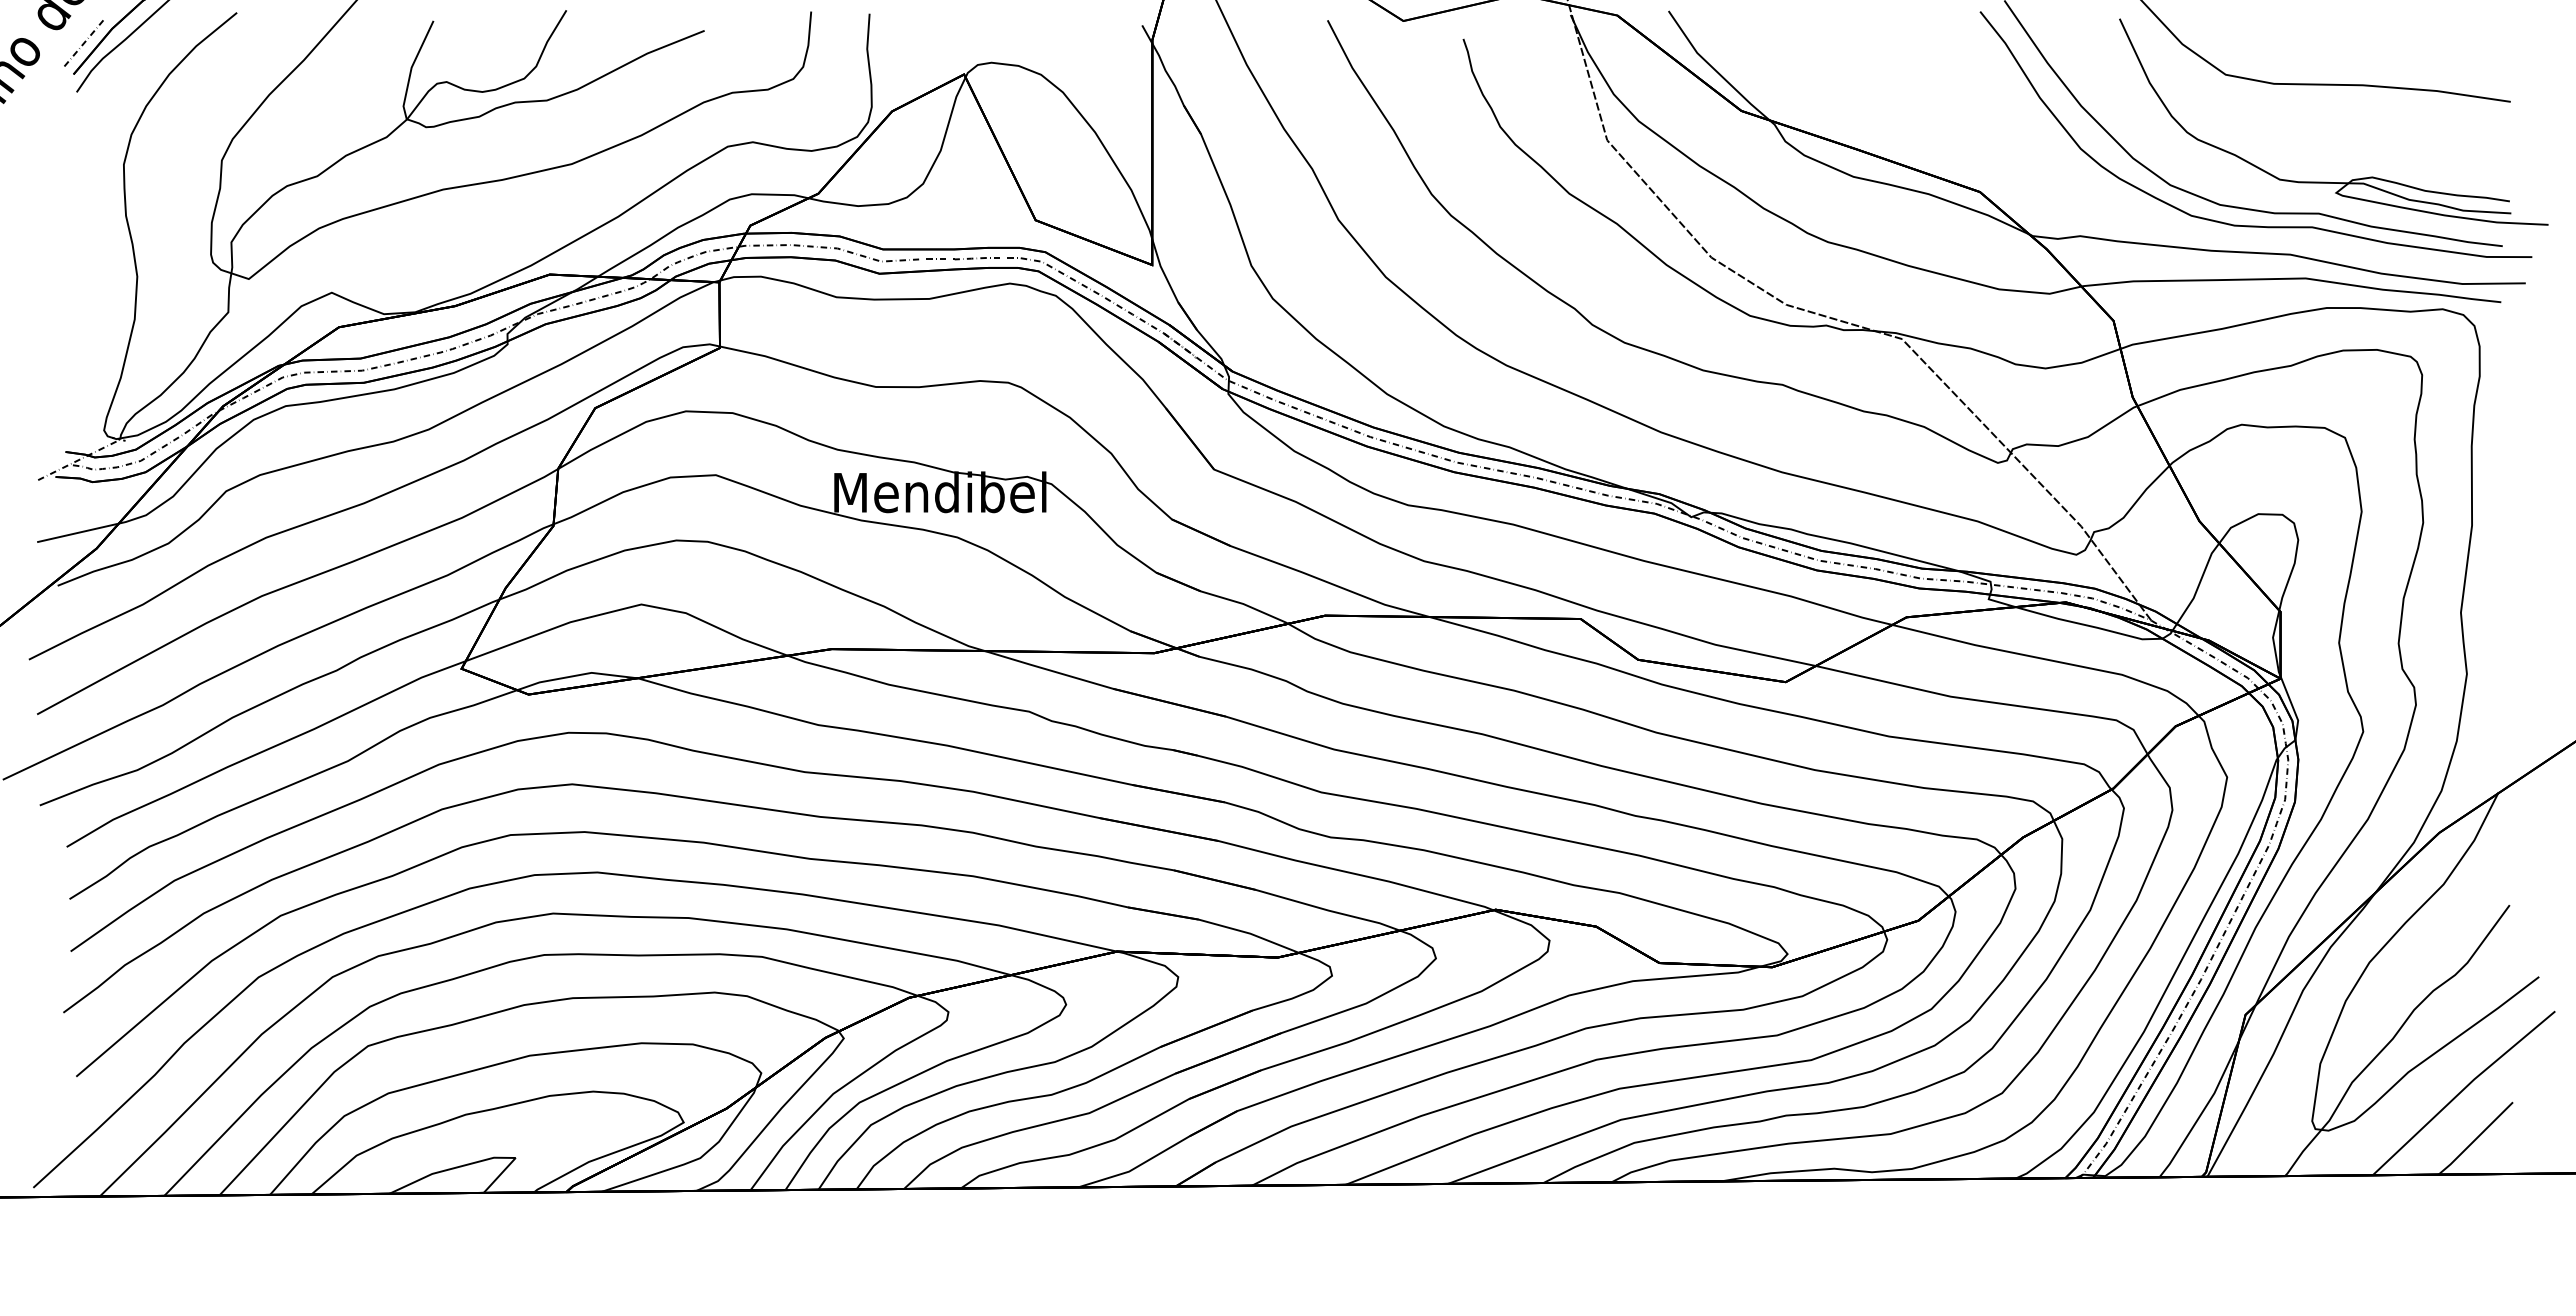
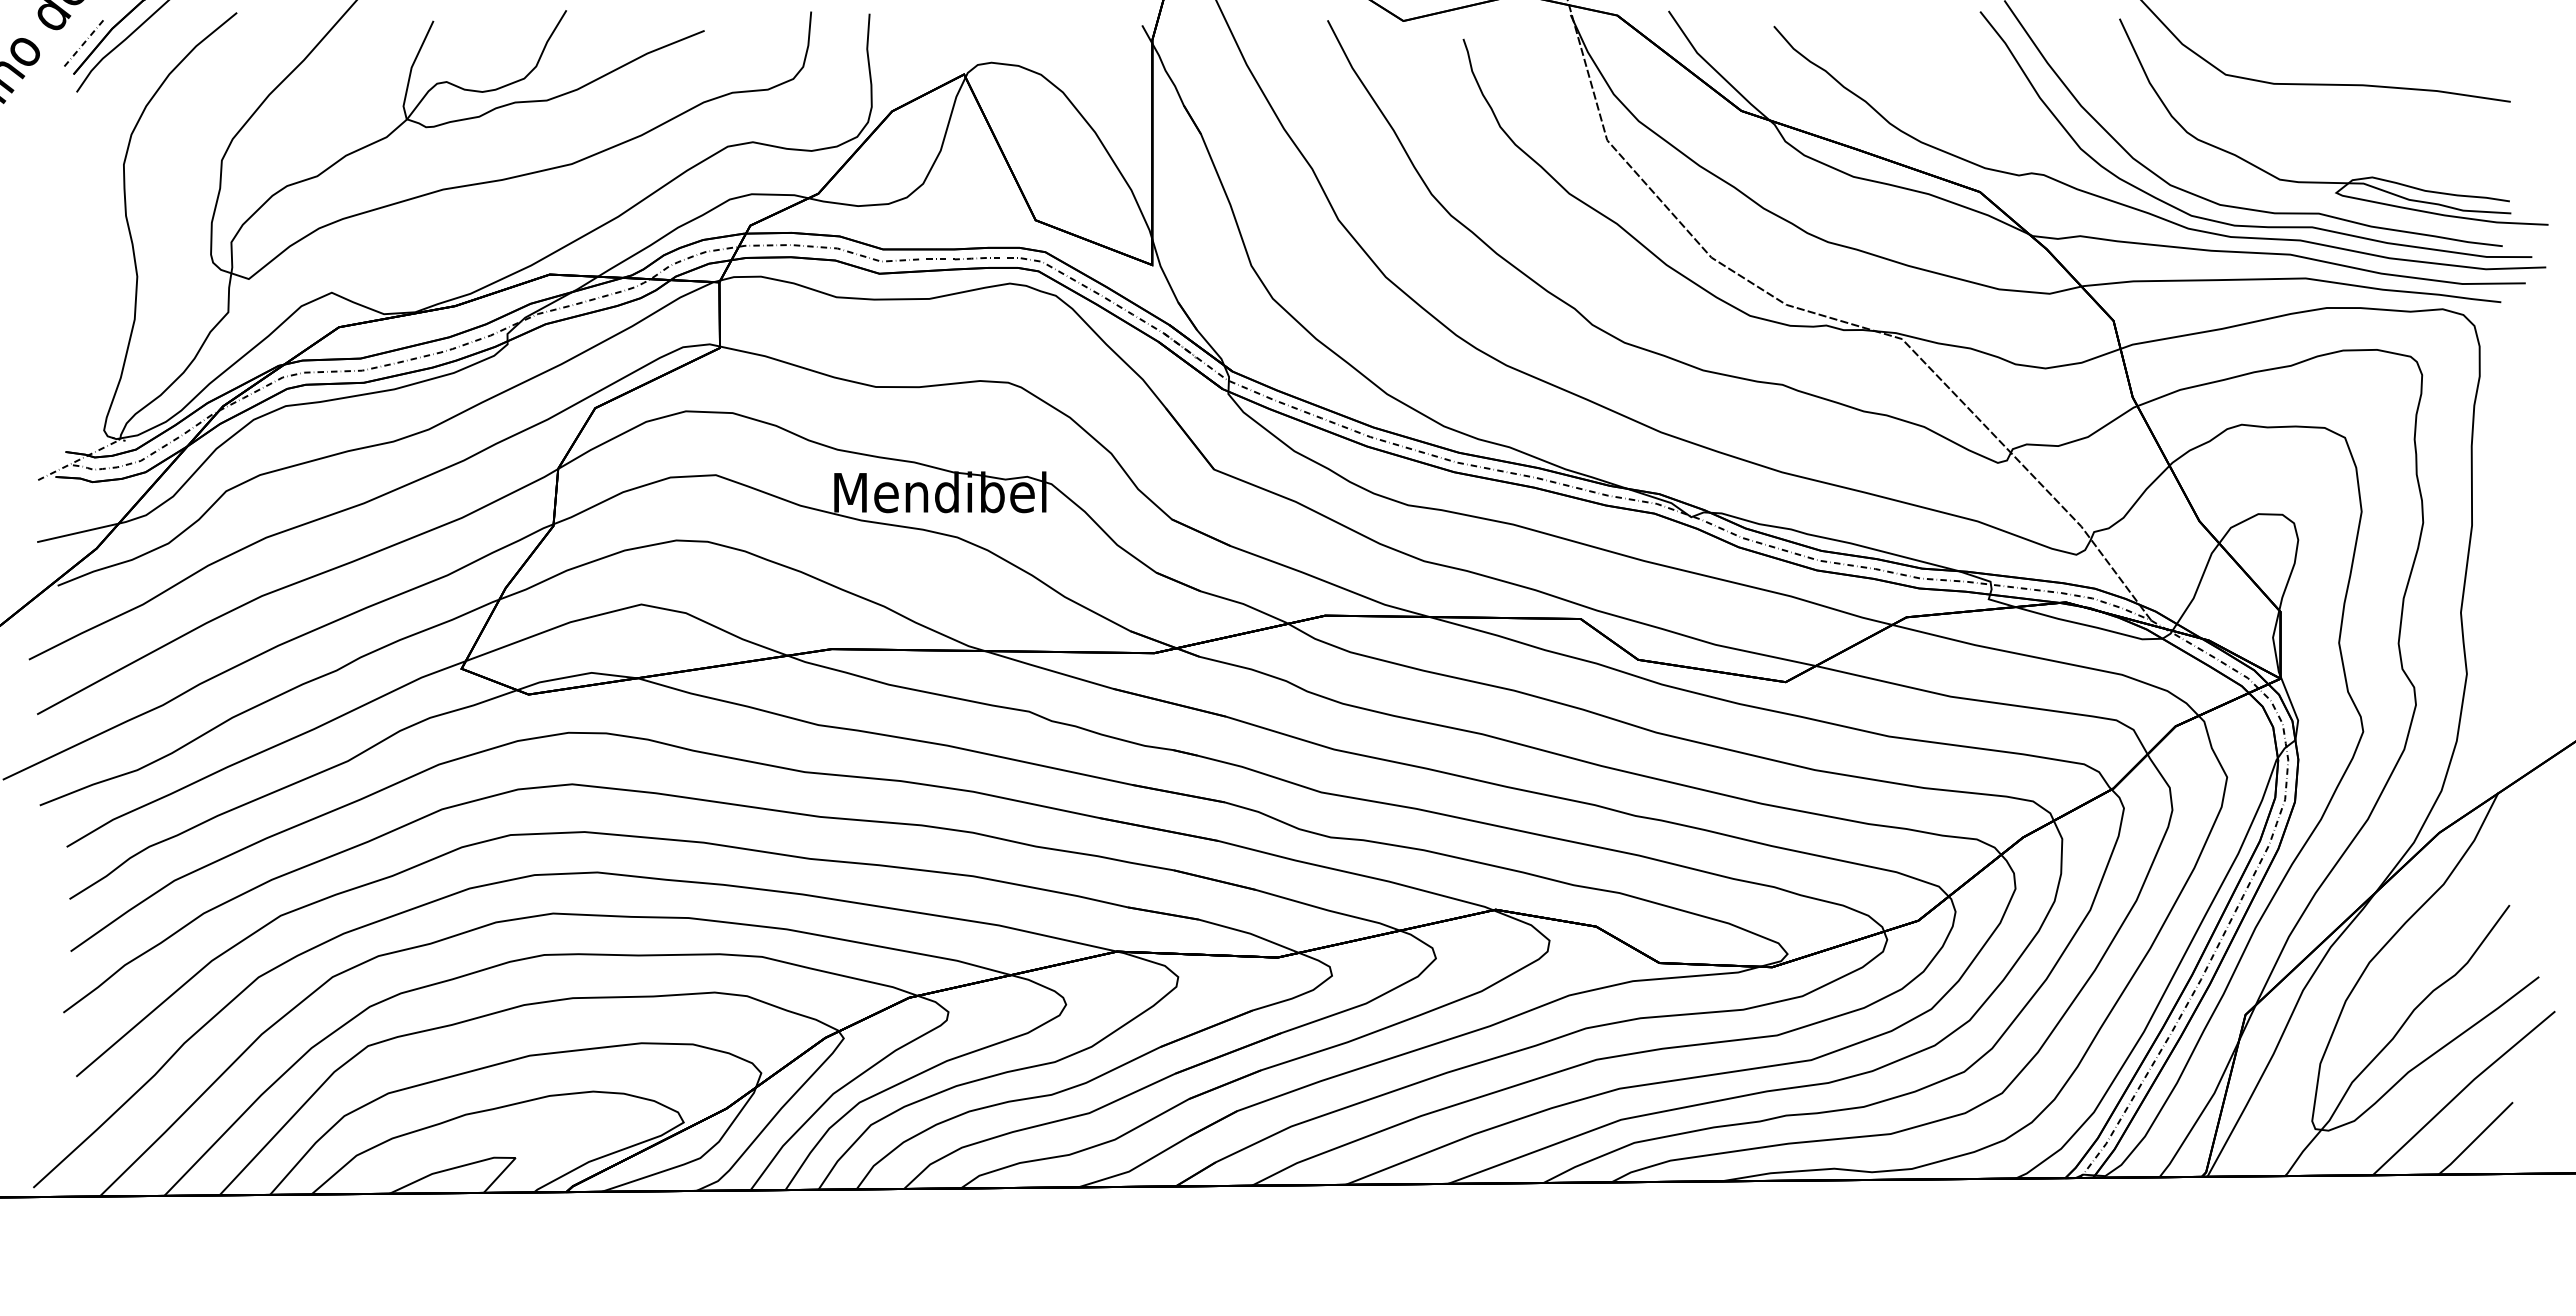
curve: none -> present (2137, 208)
